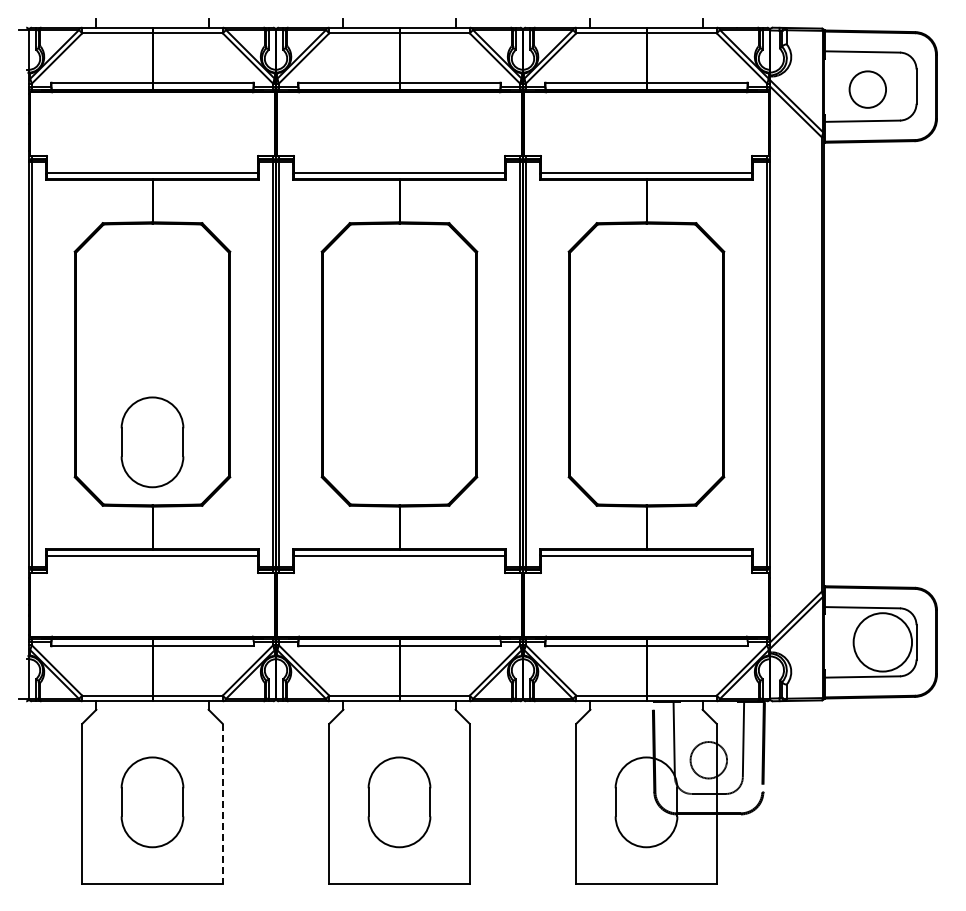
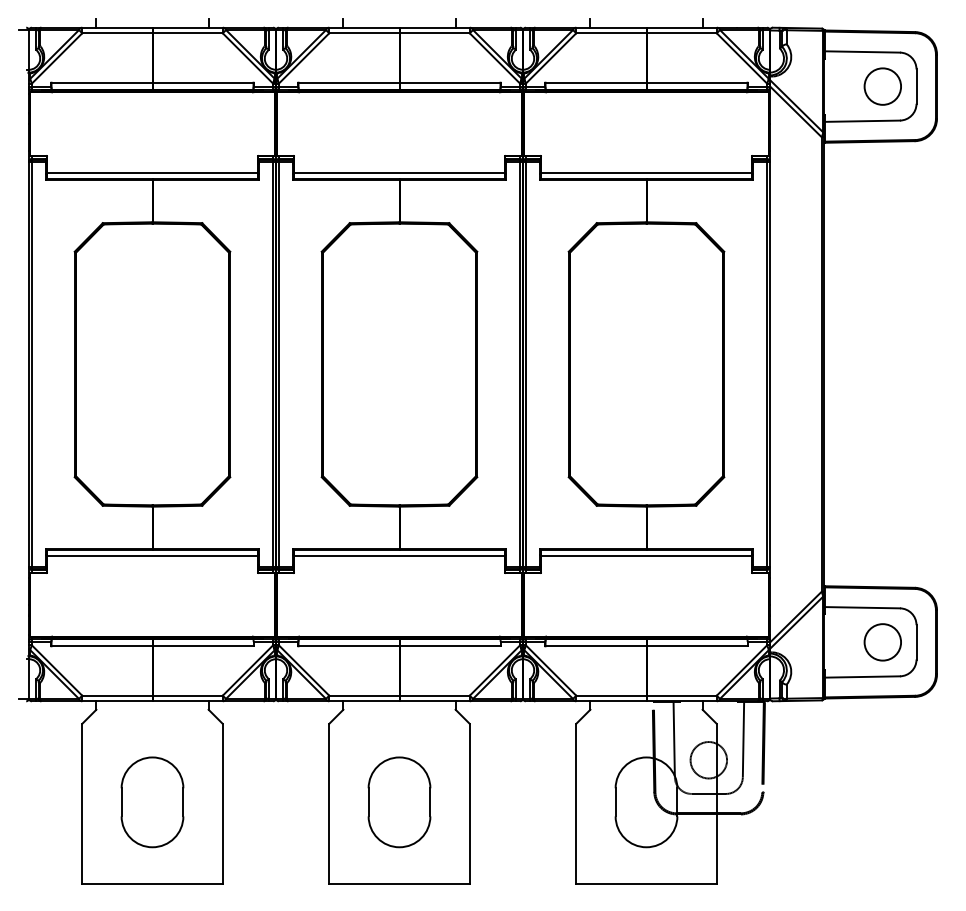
circle position: (867, 89) -> (882, 86) (882, 86)
part: present -> none (152, 442)
circle diameter: 58 px -> 36 px (882, 642)
line: dashed -> solid (222, 803)
